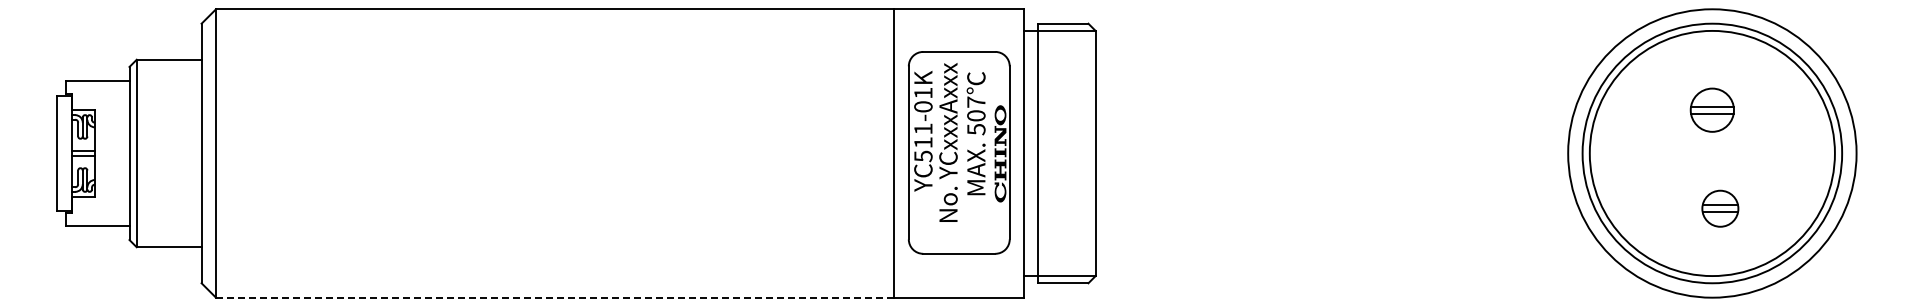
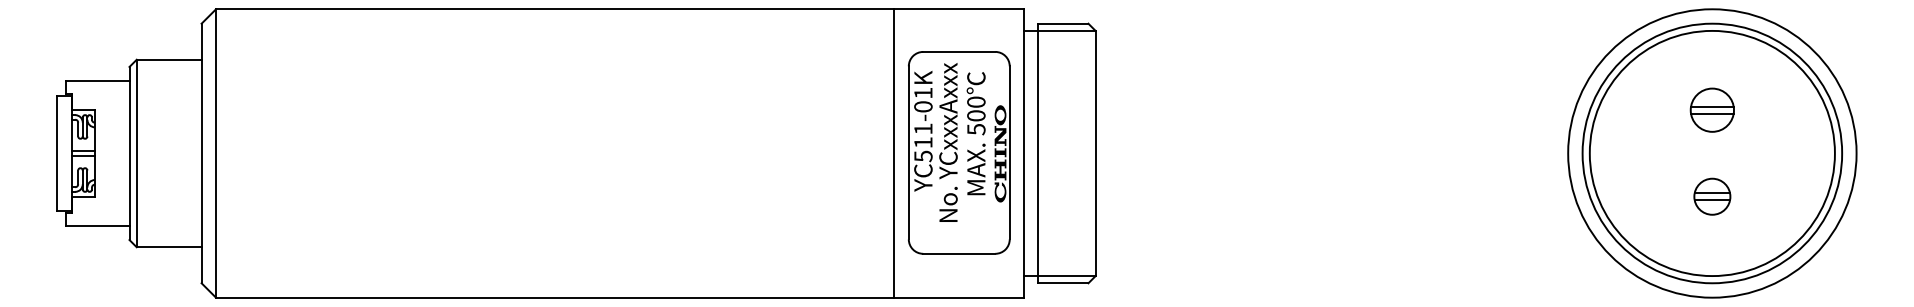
text: 507 -> 500 (976, 101)
part position: (1720, 208) -> (1712, 196) (1712, 196)
line: dashed -> solid (554, 297)
